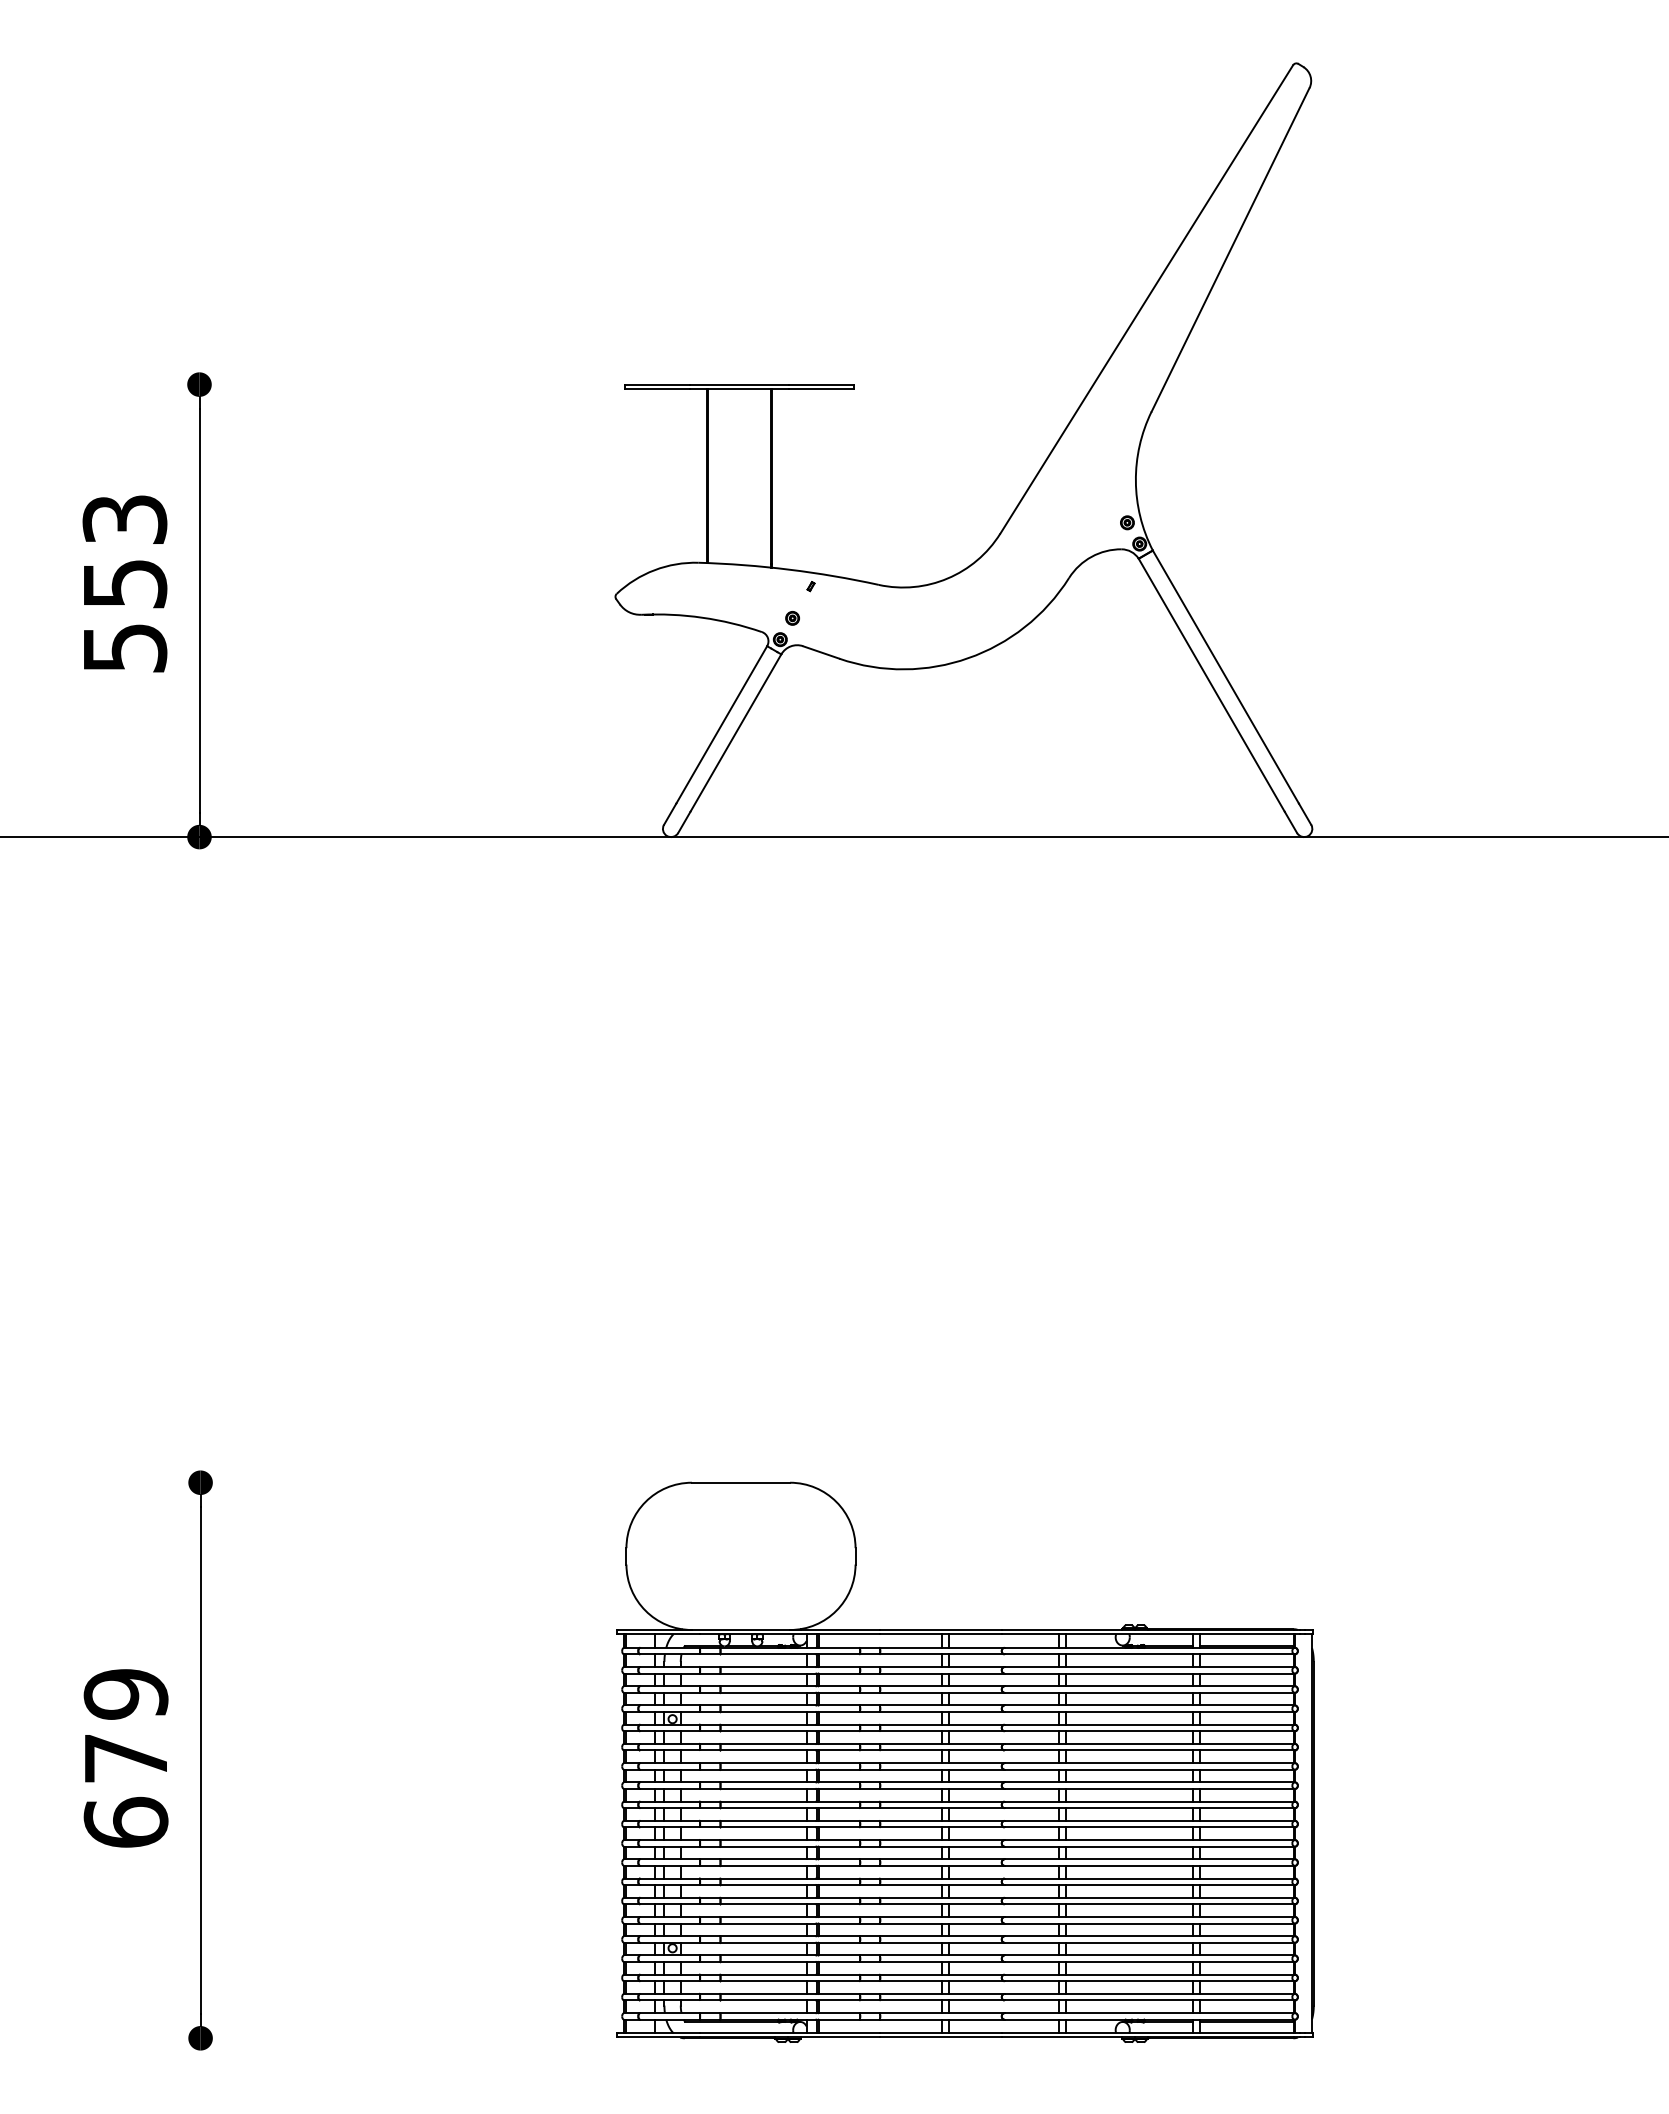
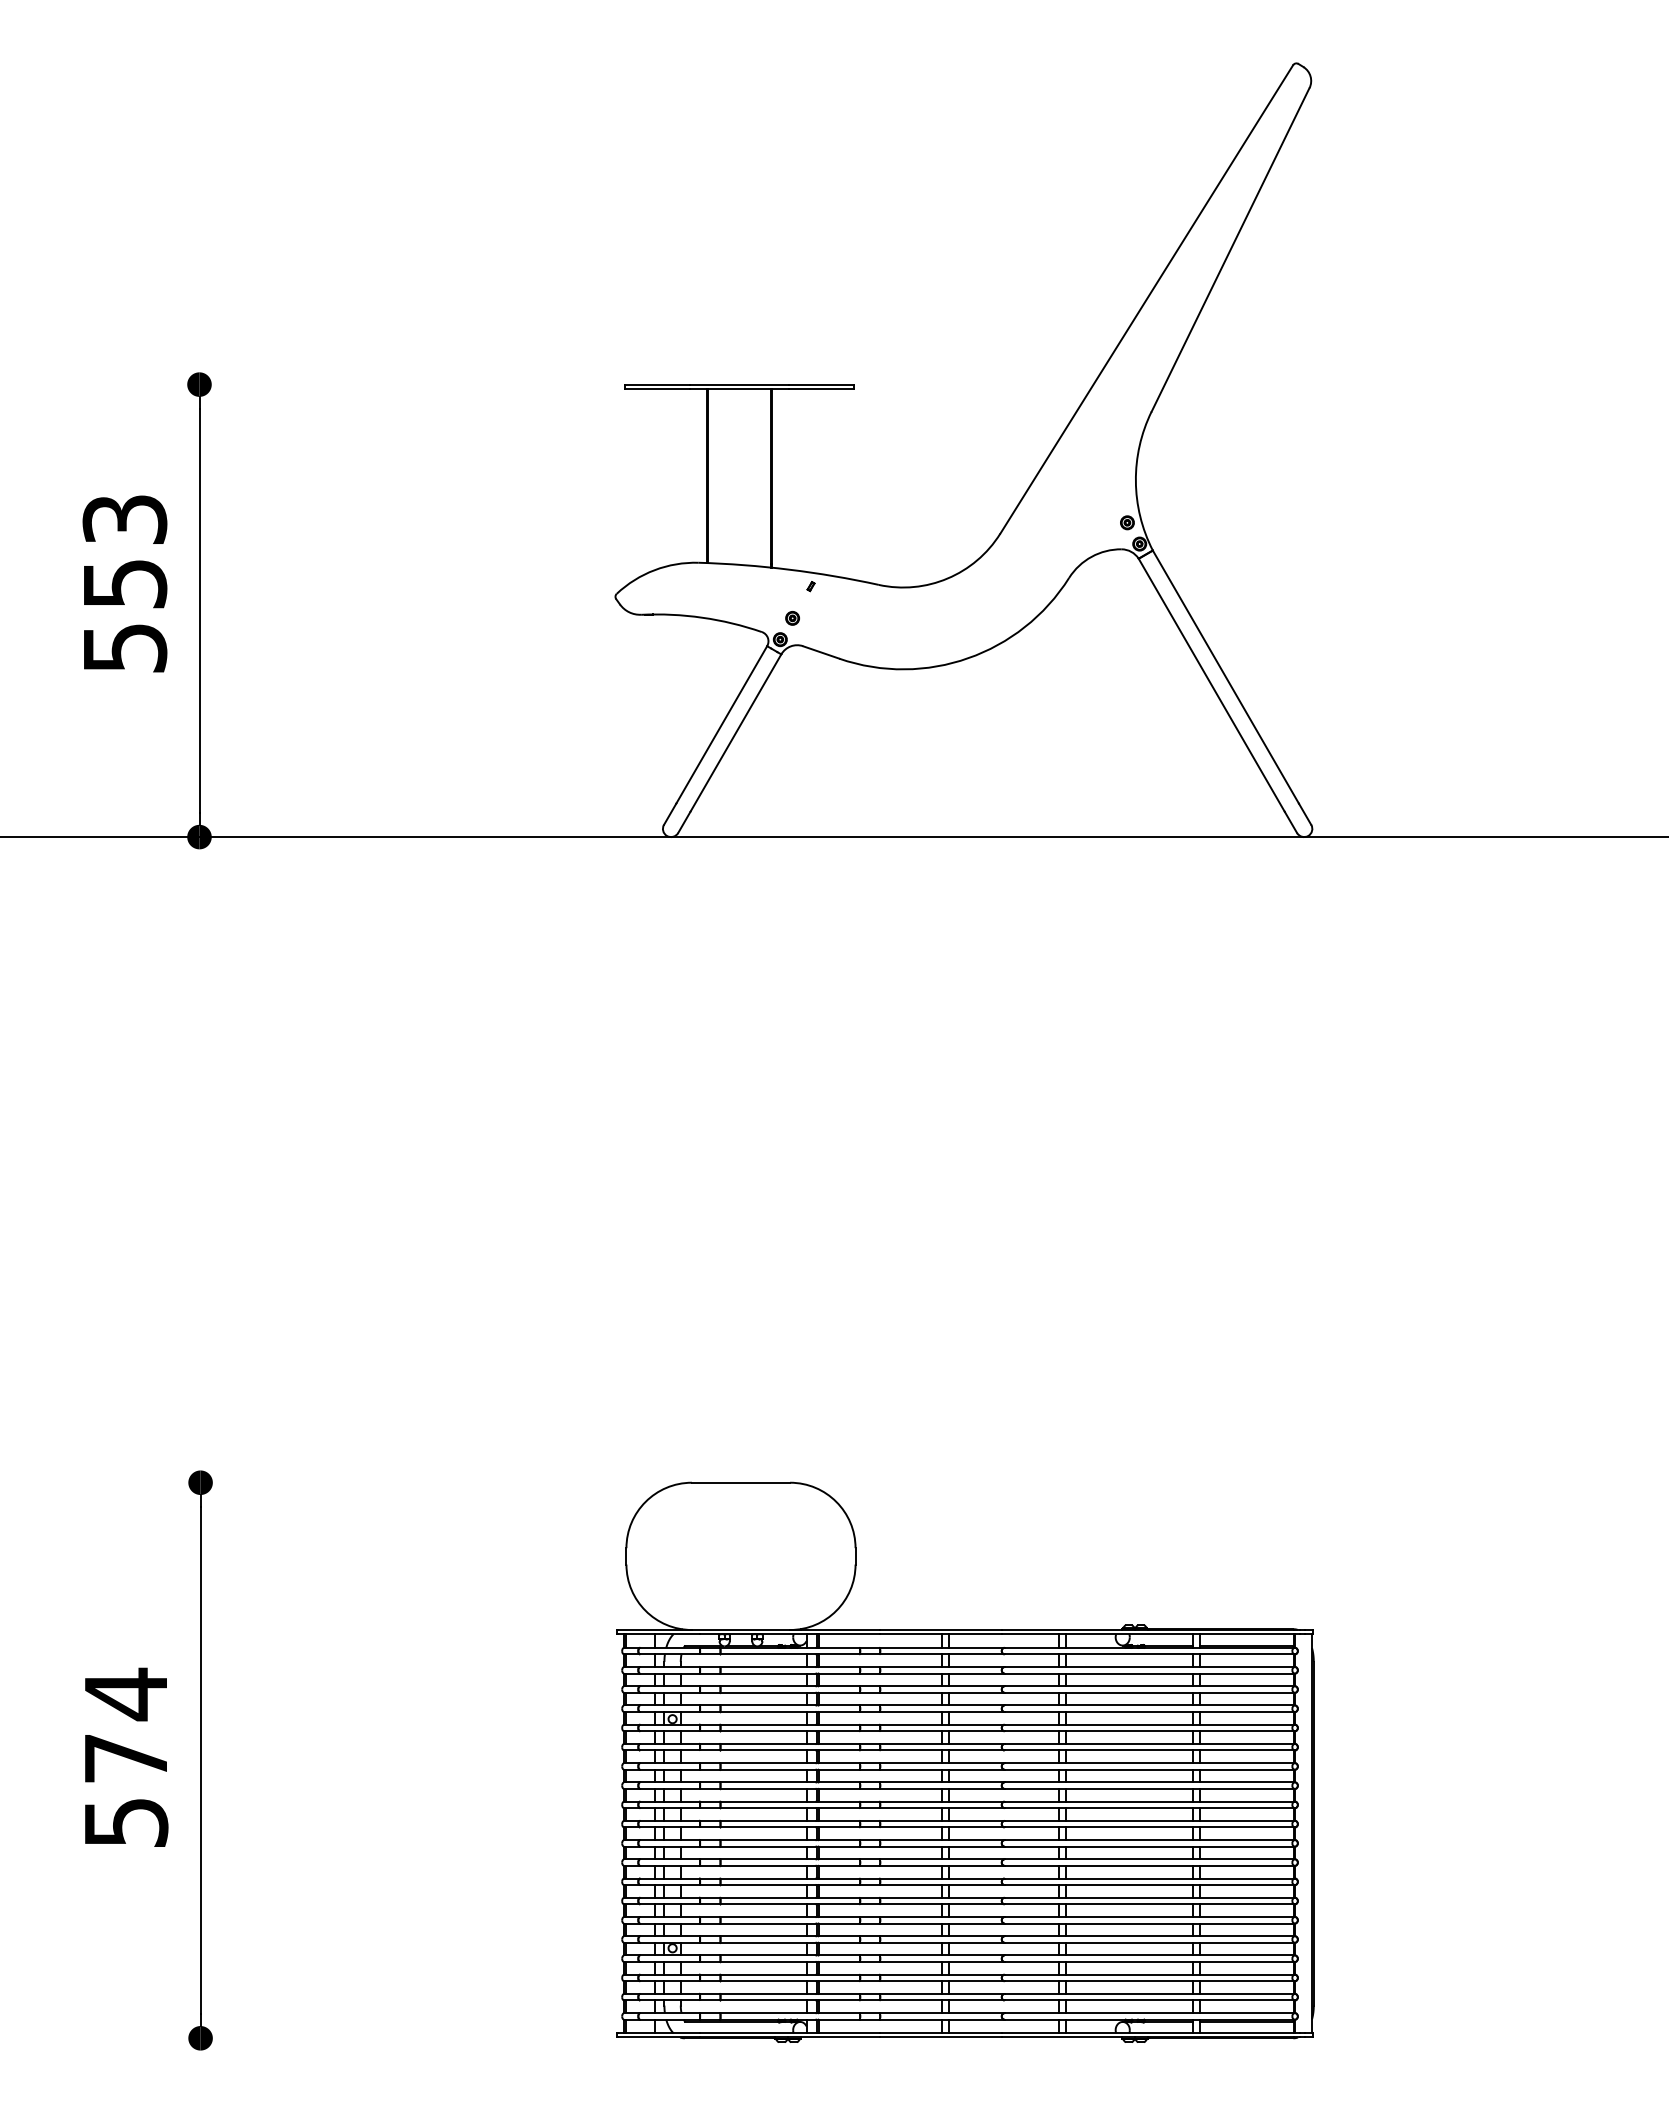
text: 679 -> 574 (125, 1757)
